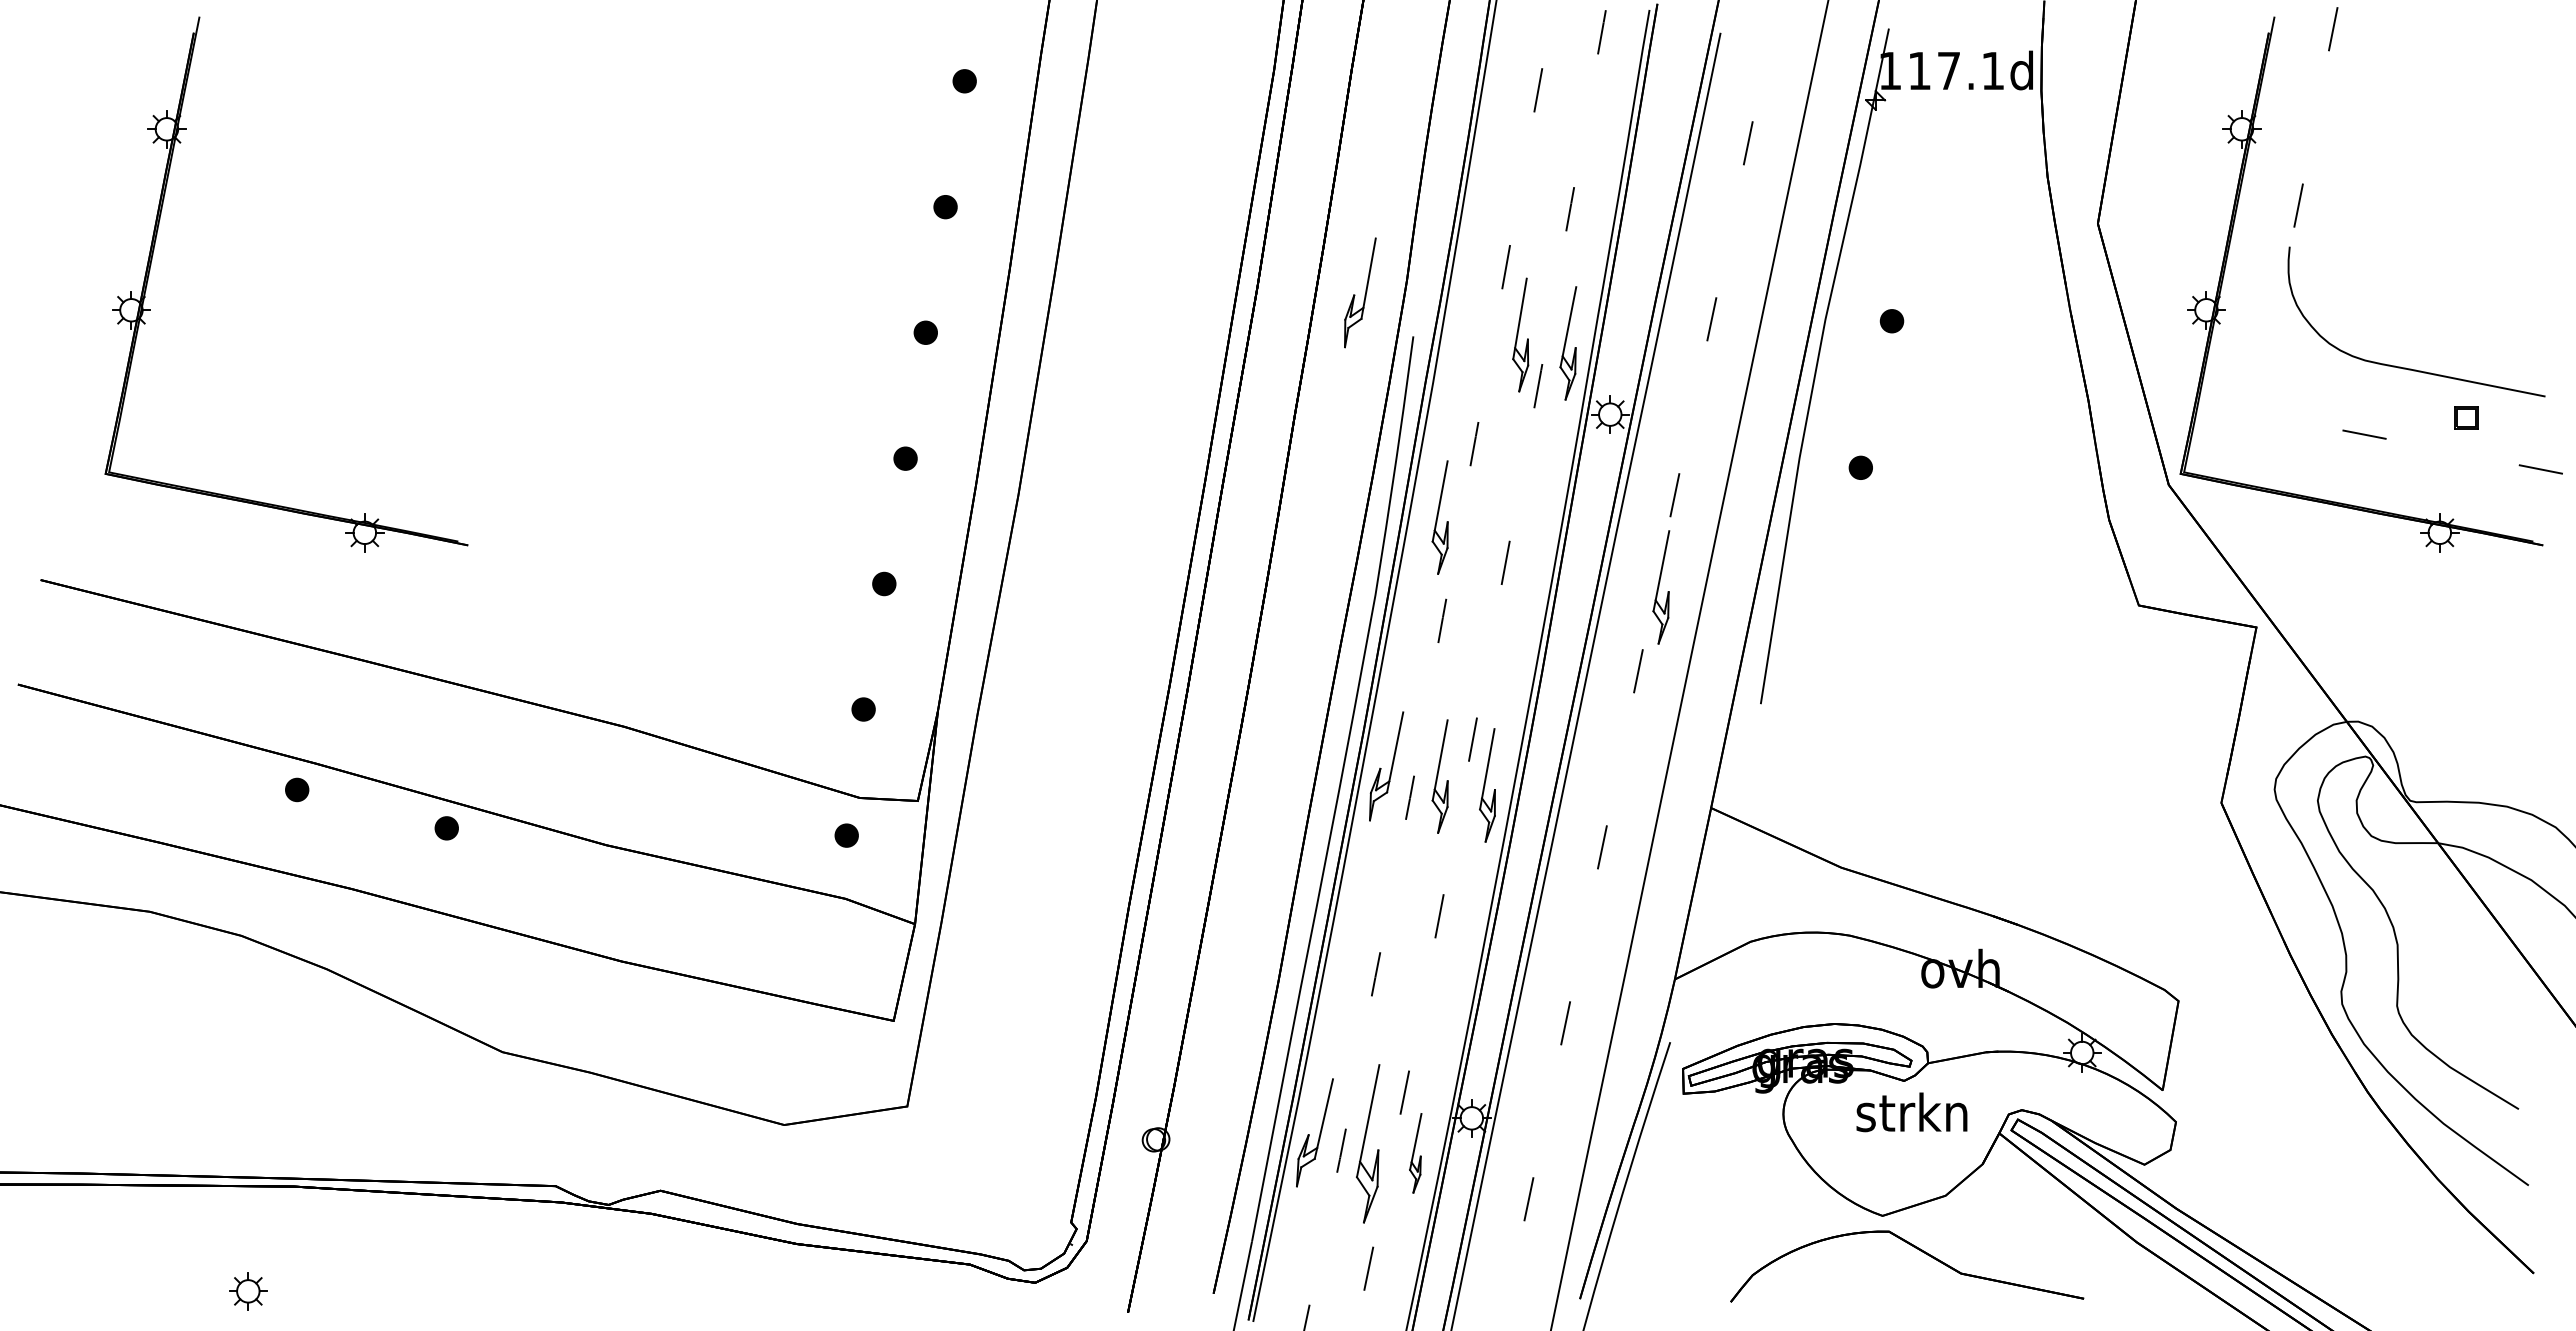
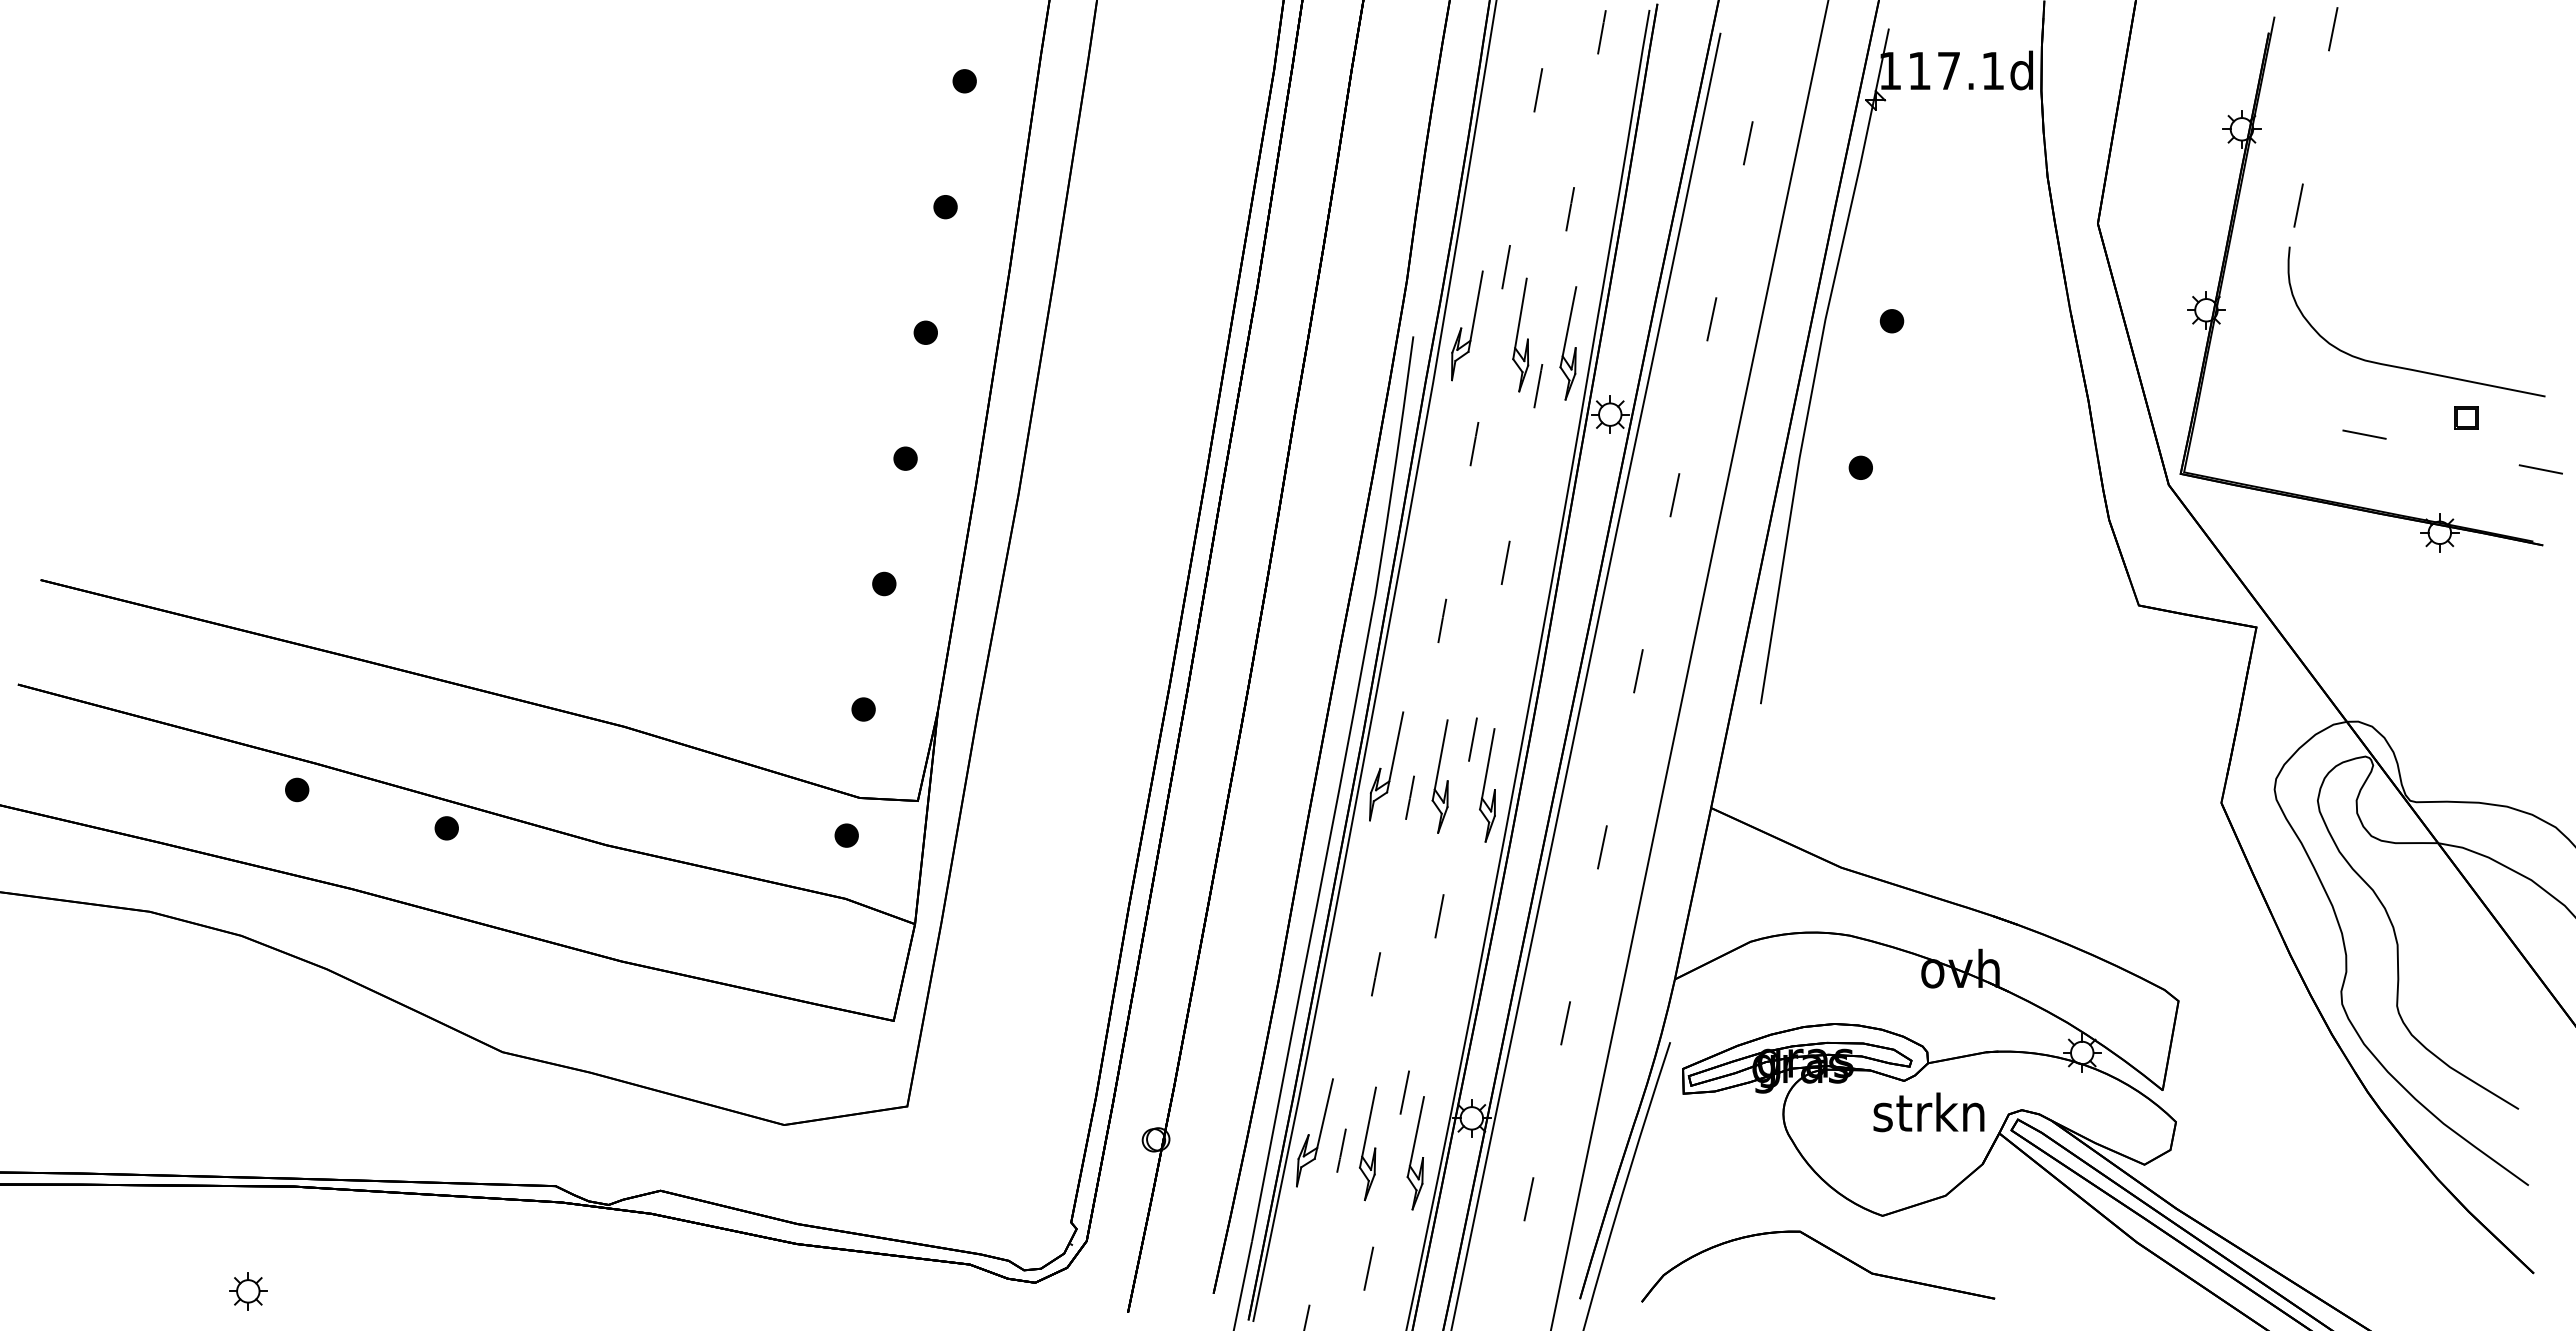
part: present -> none (153, 255)
part position: (1360, 292) -> (1467, 325) (1467, 325)
part: present -> none (1439, 517)
part: present -> none (1661, 587)
text position: (1911, 1112) -> (1928, 1112) (1928, 1112)
part size: 25x160 px -> 19x116 px (1367, 1143)
part size: 14x81 px -> 19x115 px (1415, 1153)
part position: (1915, 1248) -> (1826, 1248) (1826, 1248)
